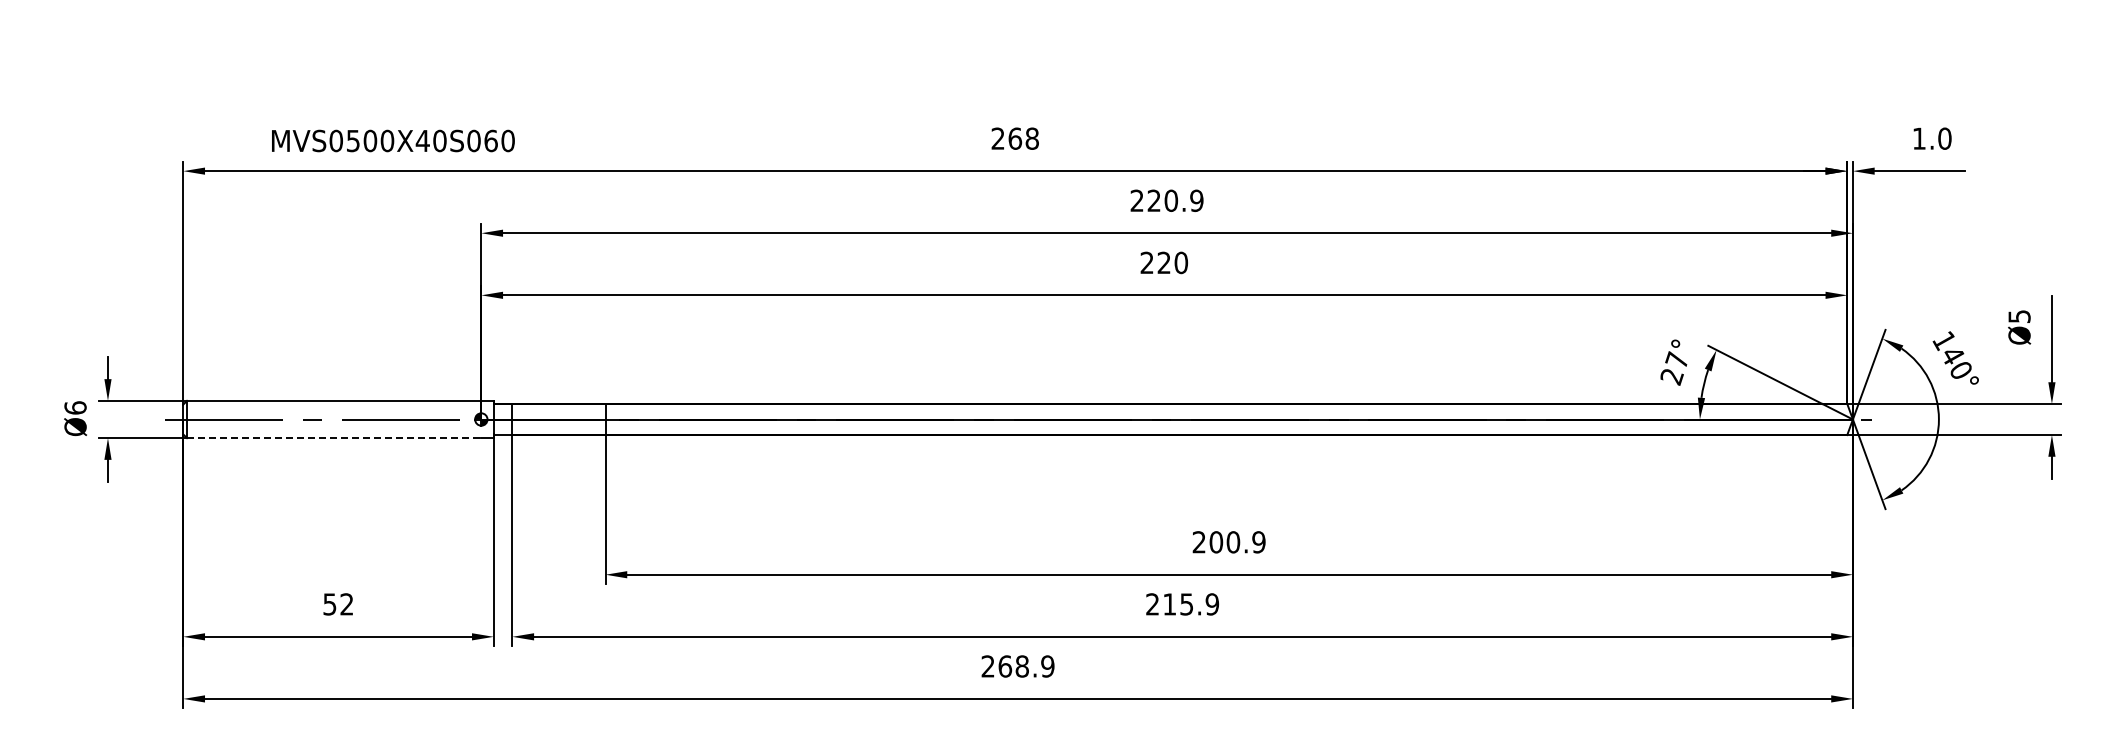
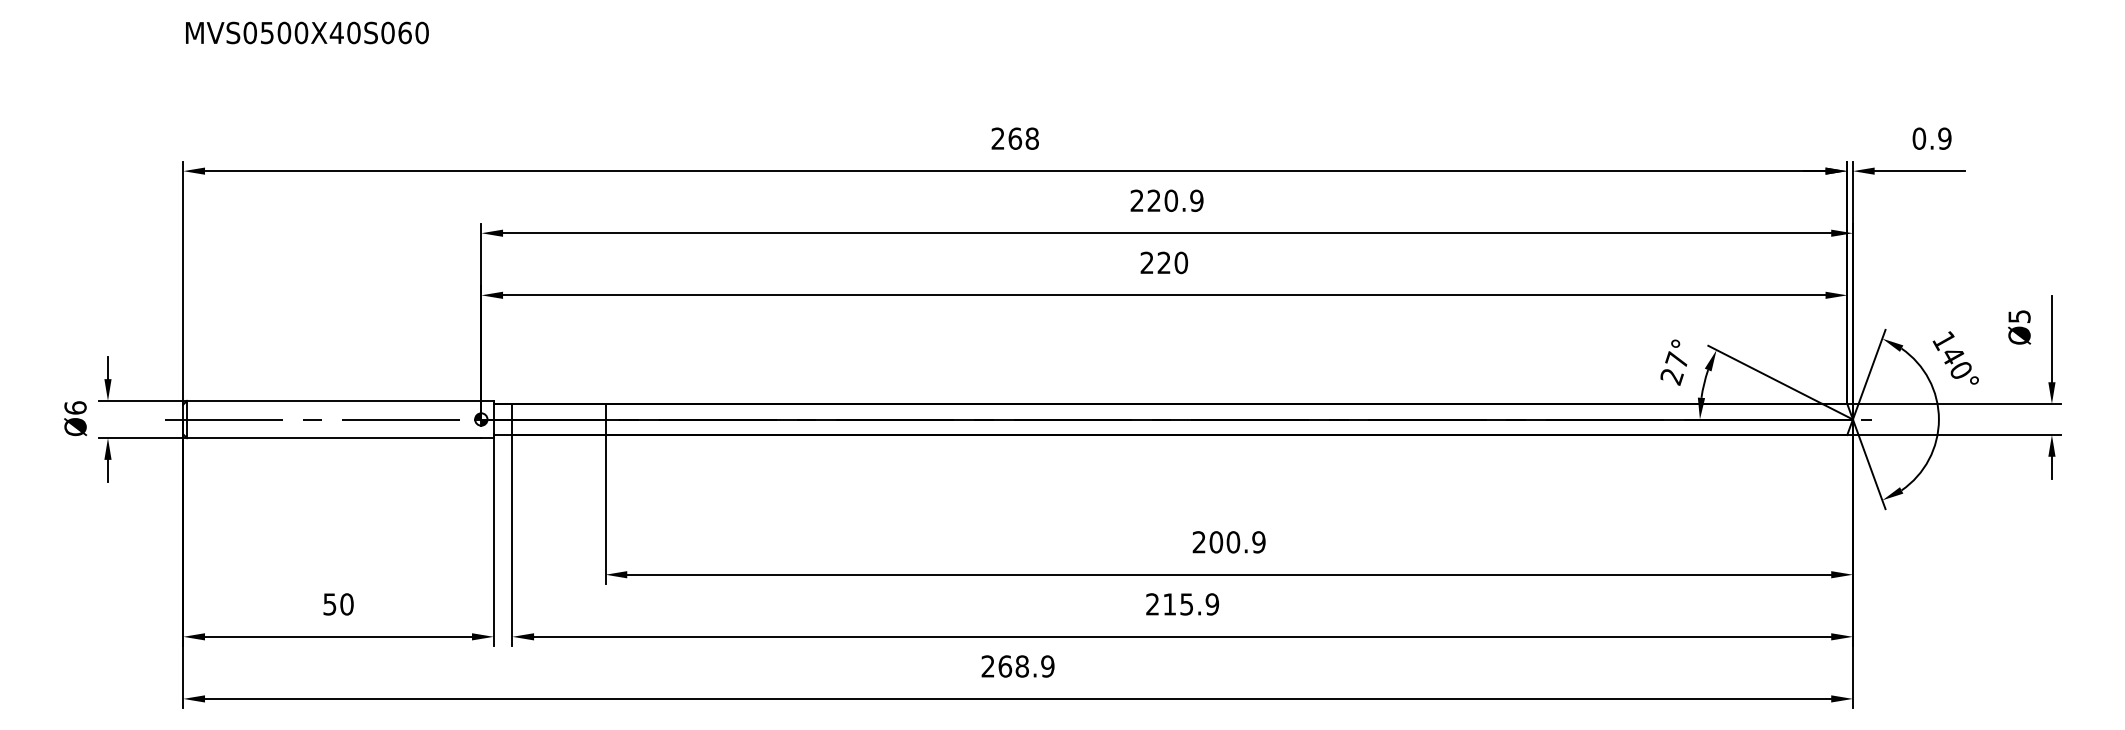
text: 1.0 -> 0.9 (1931, 138)
text position: (393, 140) -> (307, 32) (307, 32)
line: dashed -> solid (334, 438)
text: 52 -> 50 (346, 604)
